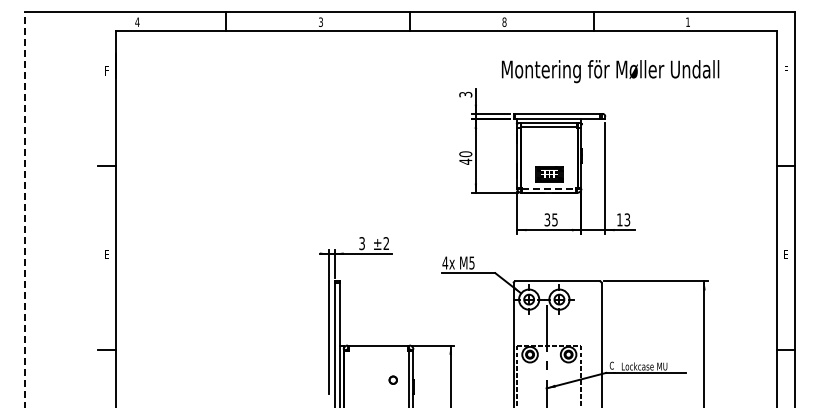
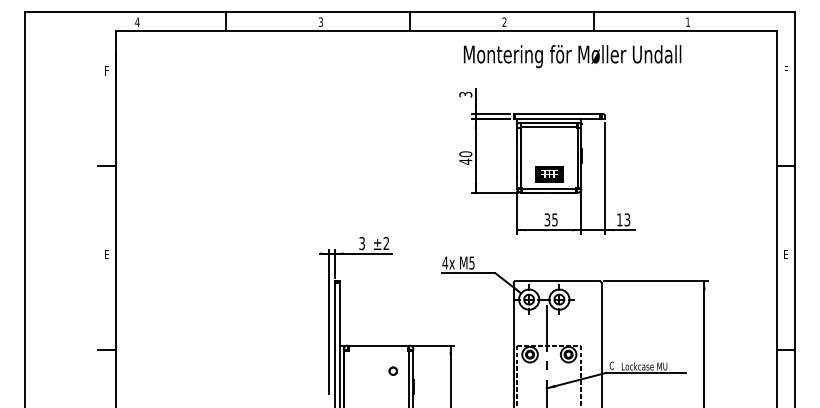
text: 8 -> 2 (504, 21)
text position: (610, 71) -> (572, 56) (572, 56)
line: dashed -> solid (549, 188)
line: dashed -> solid (24, 210)
part position: (392, 379) -> (392, 370) (392, 370)
